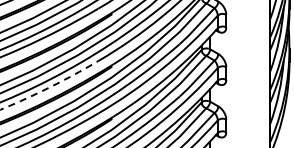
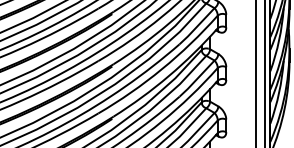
line: none -> present (256, 73)
line: none -> present (264, 73)
arc: dashed -> solid (50, 87)
